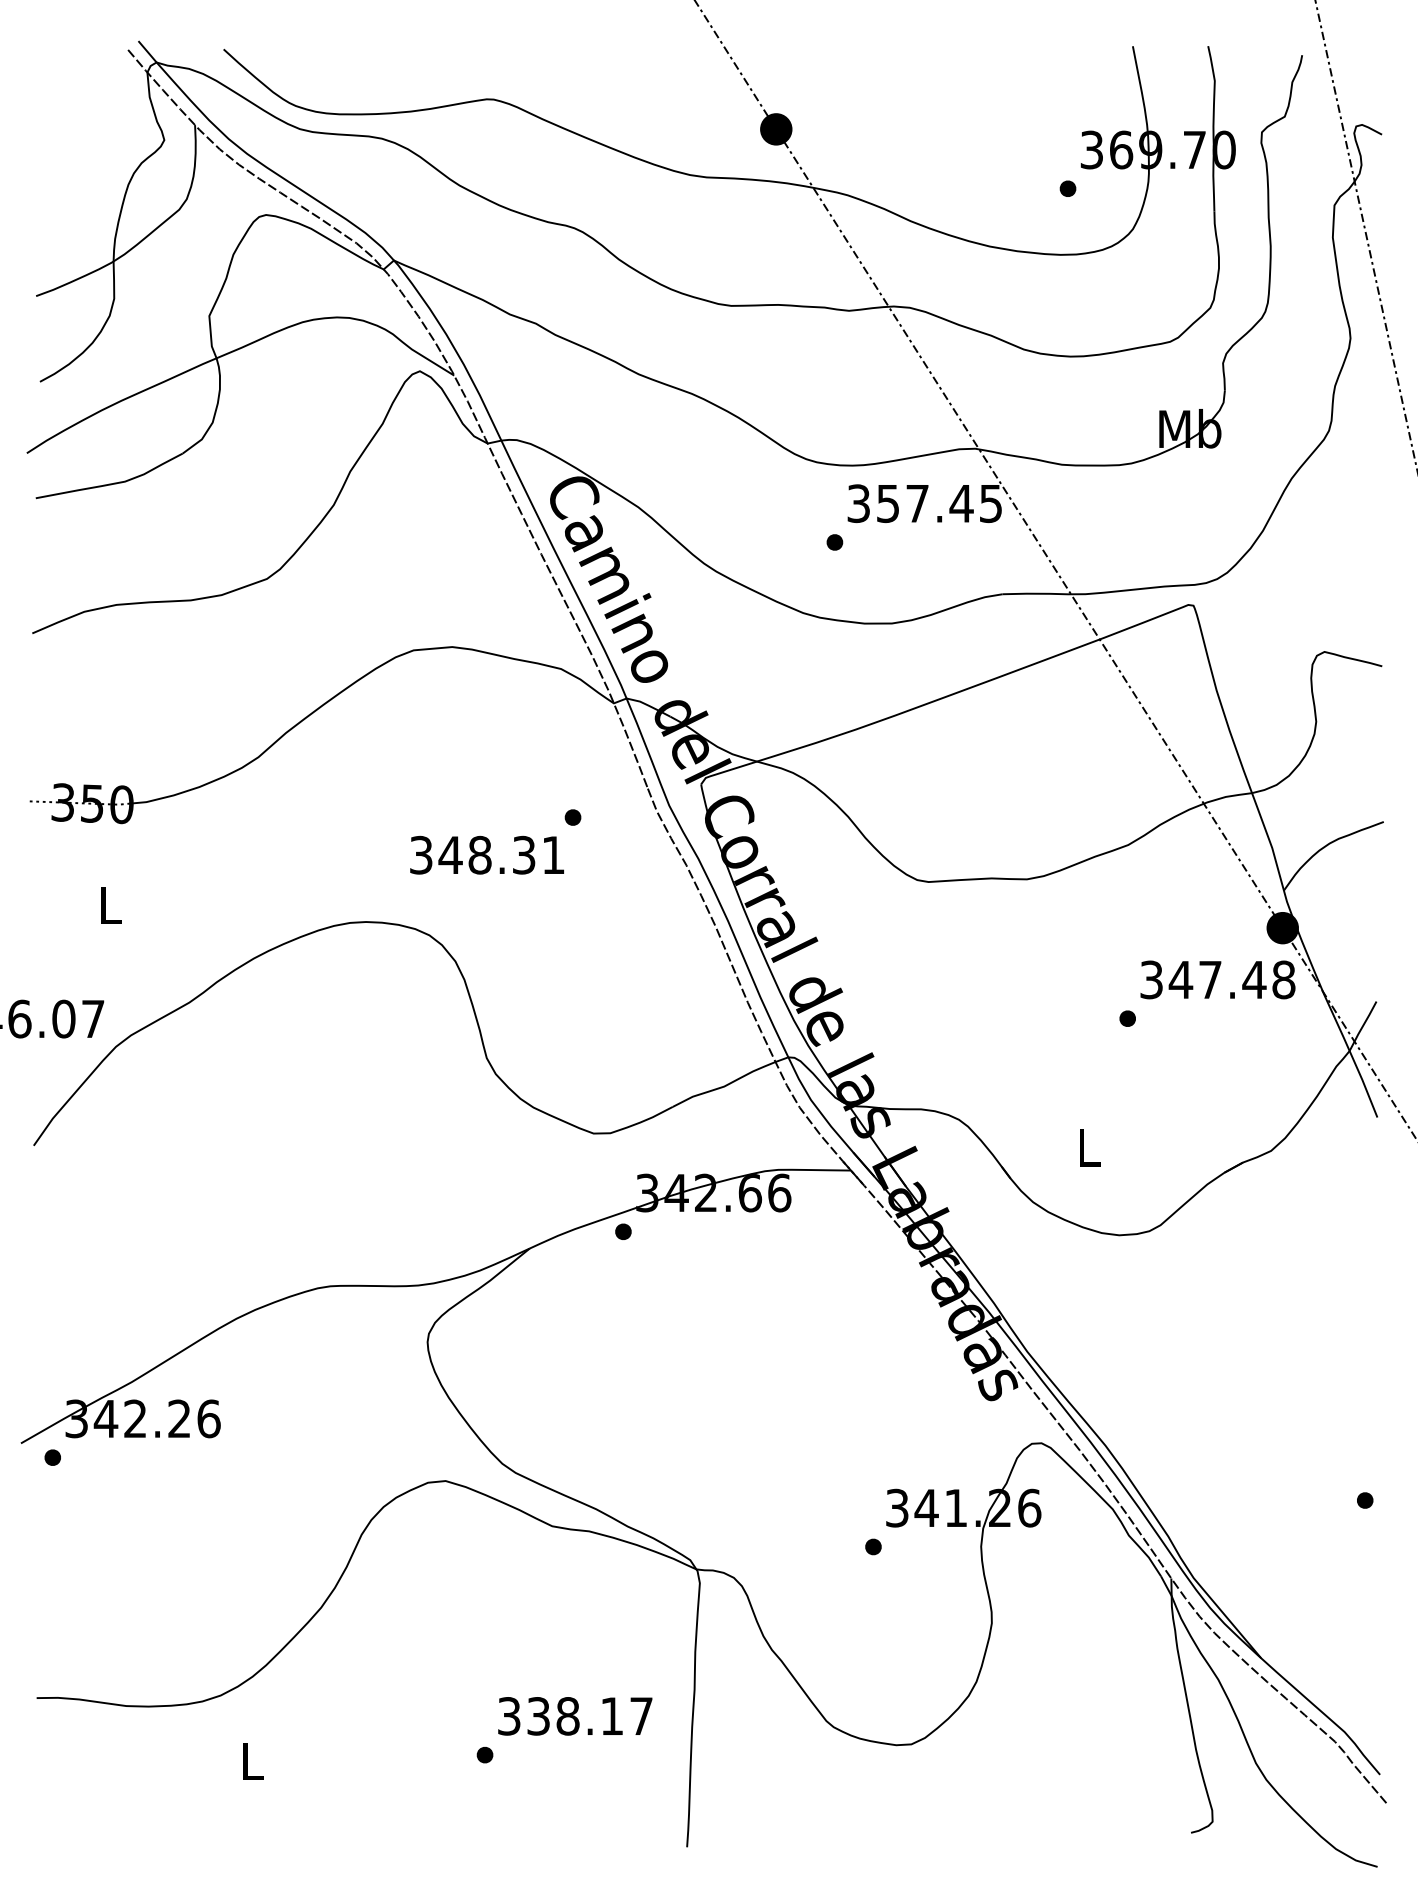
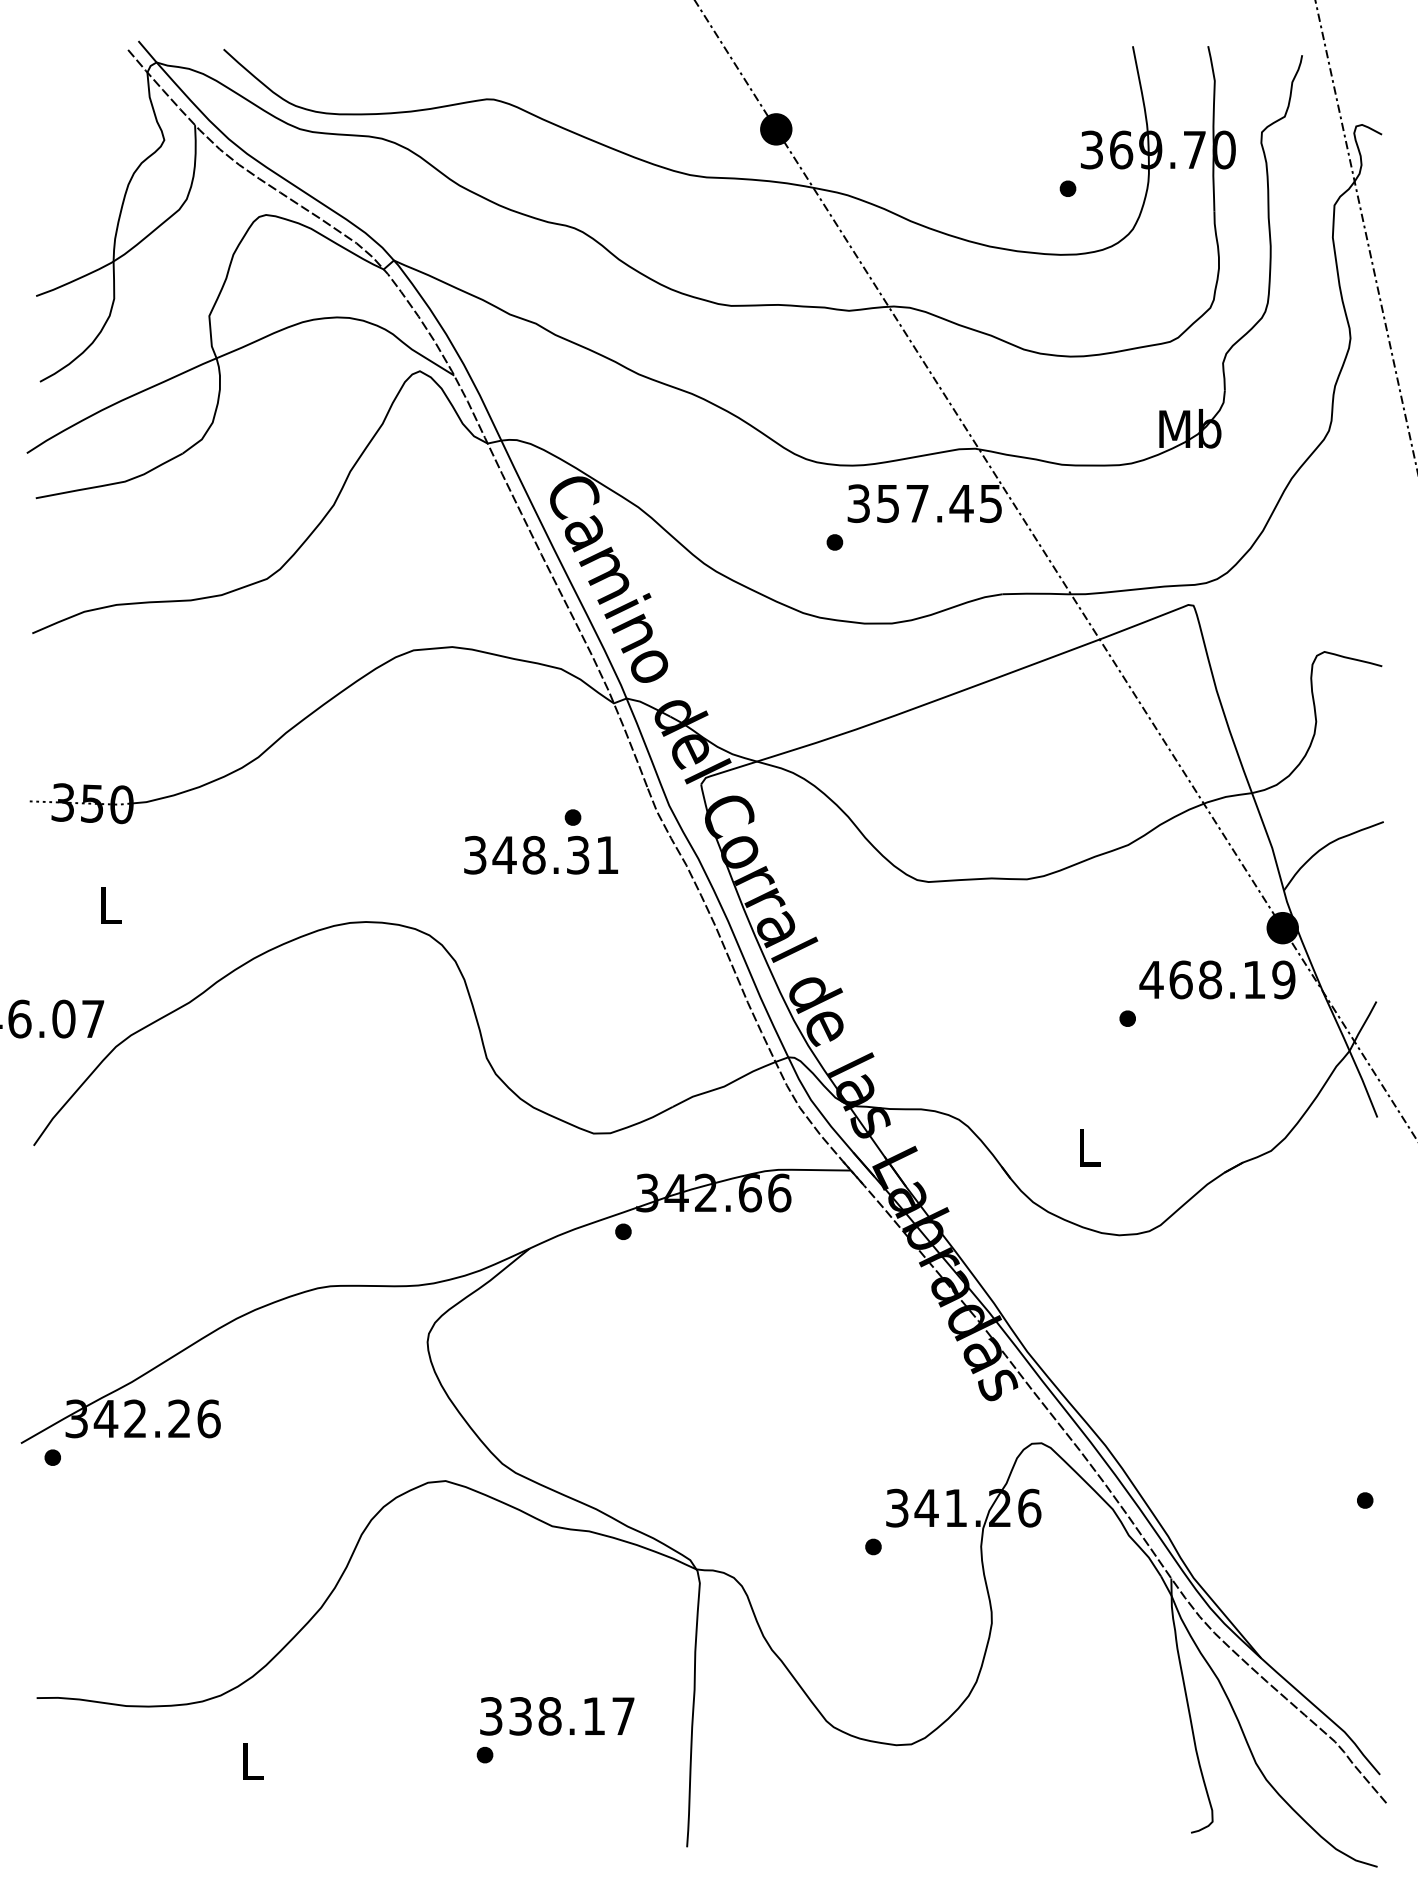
text position: (486, 854) -> (540, 854) (540, 854)
text: 347.48 -> 468.19 (1217, 979)
text position: (575, 1716) -> (557, 1716) (557, 1716)
